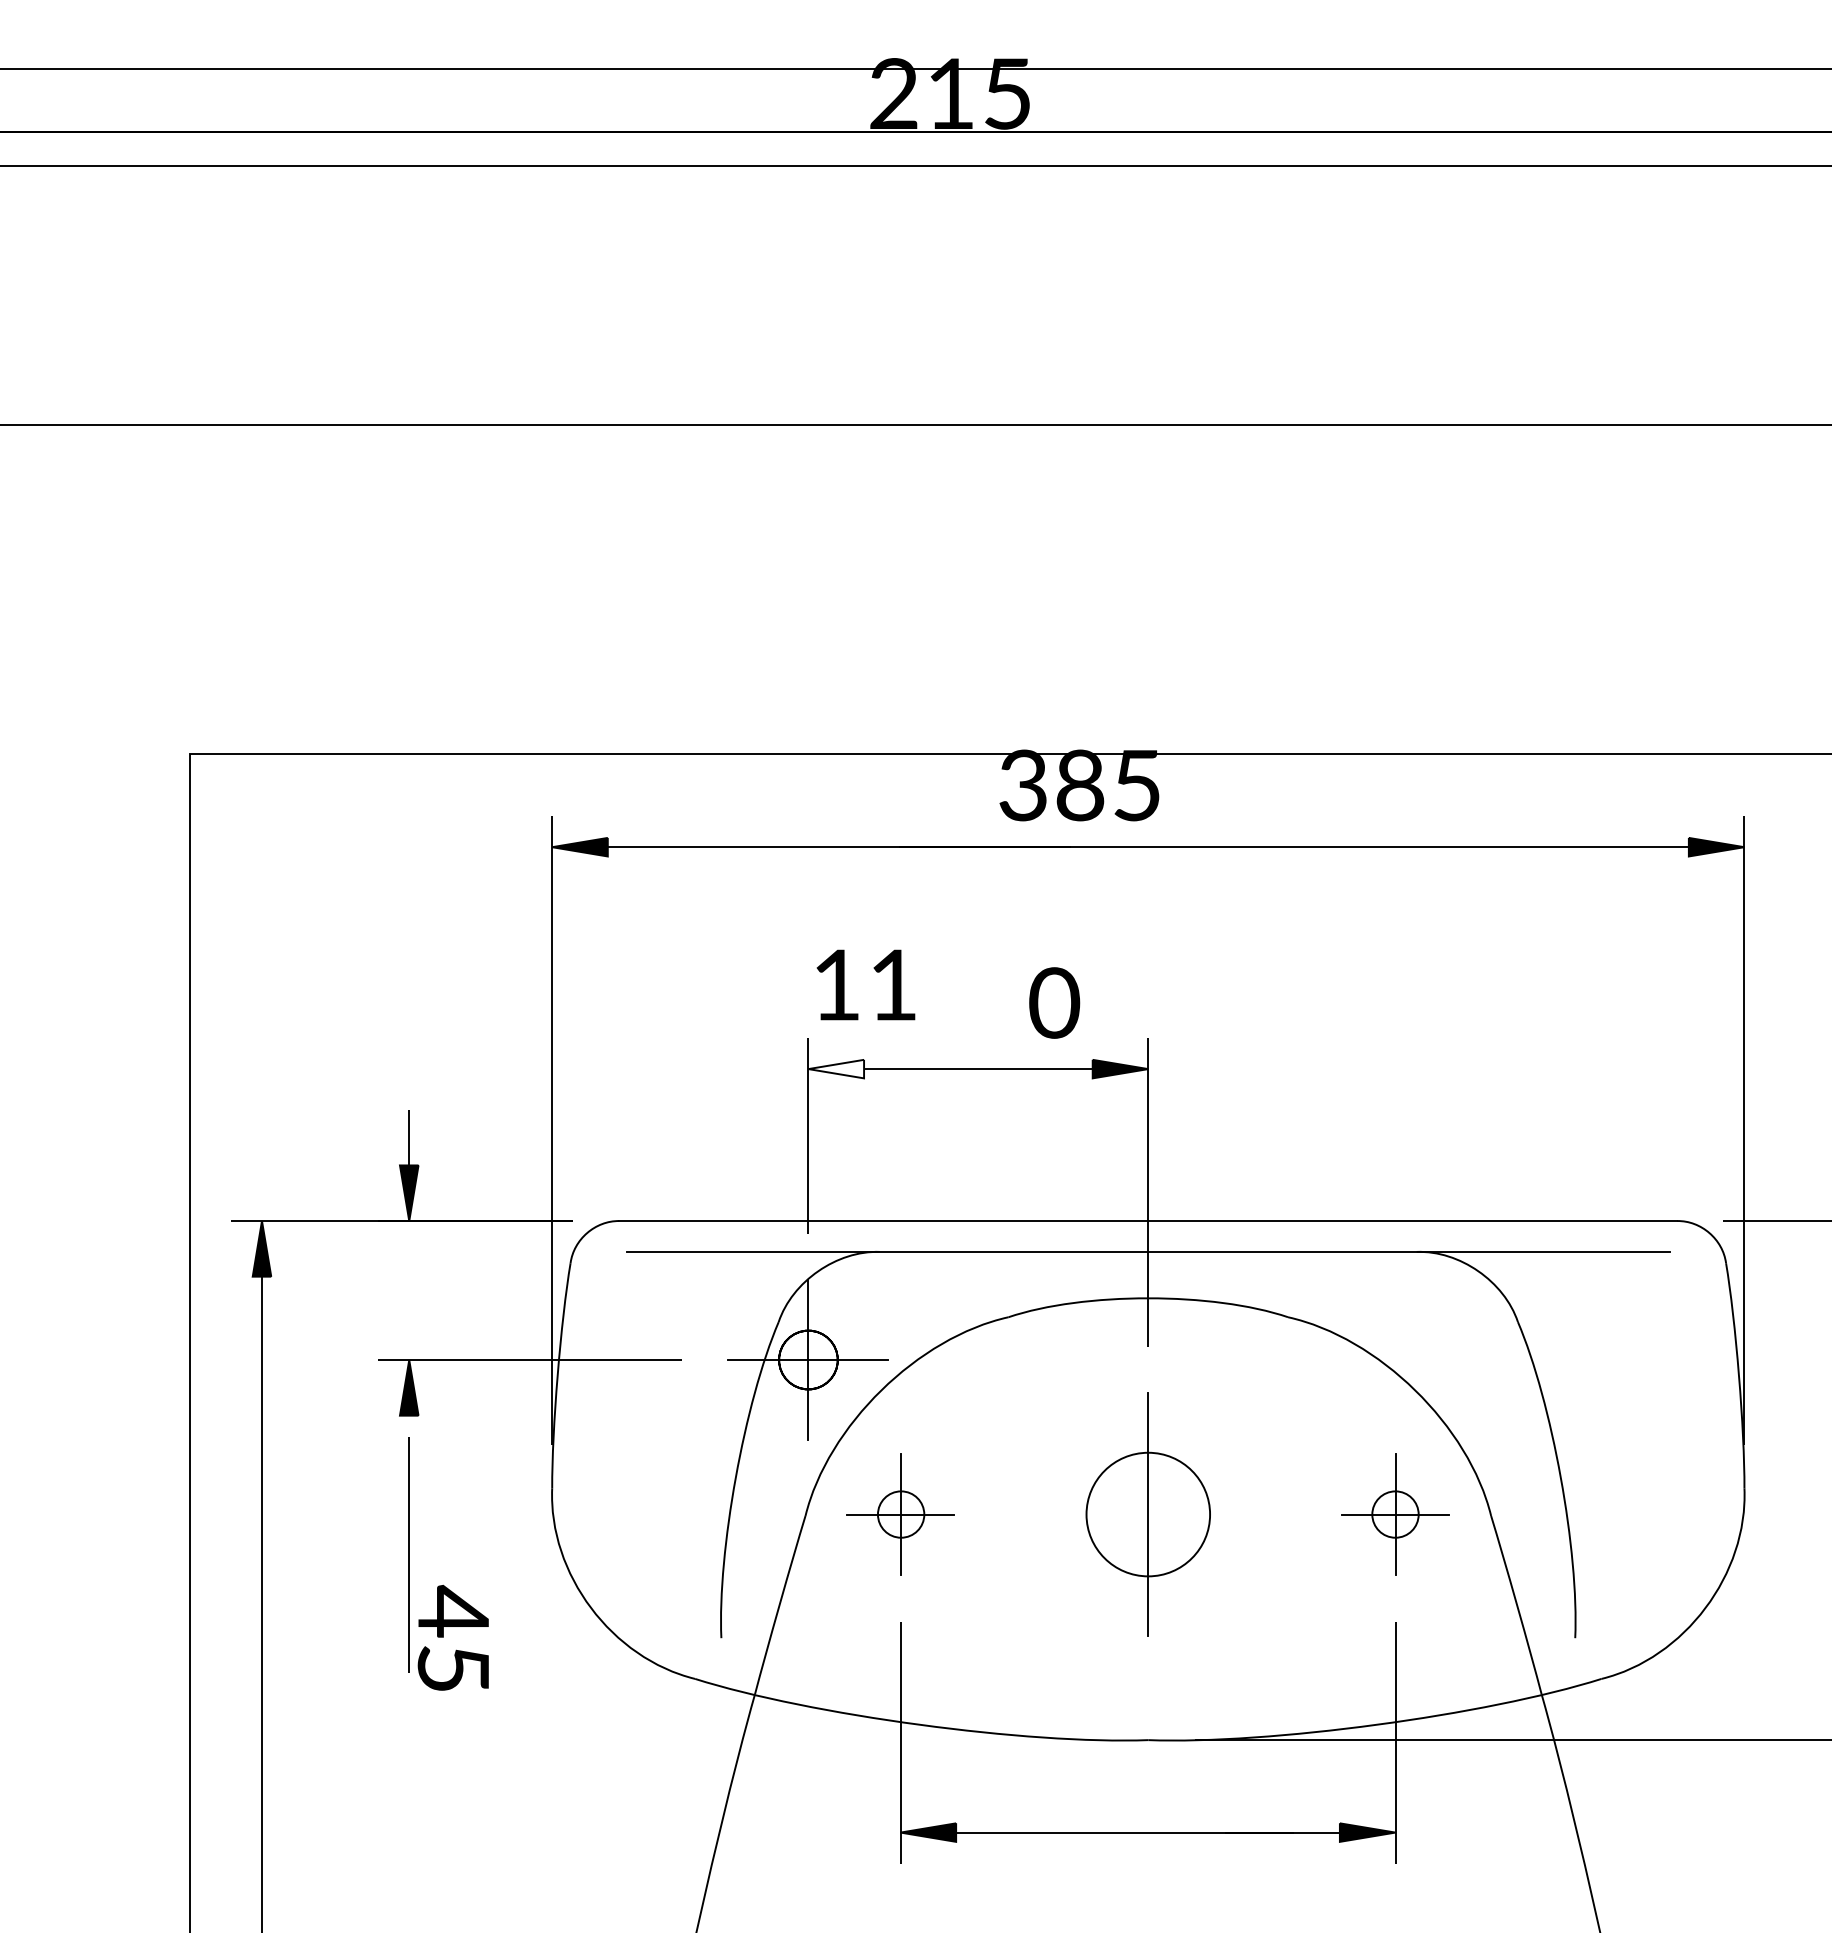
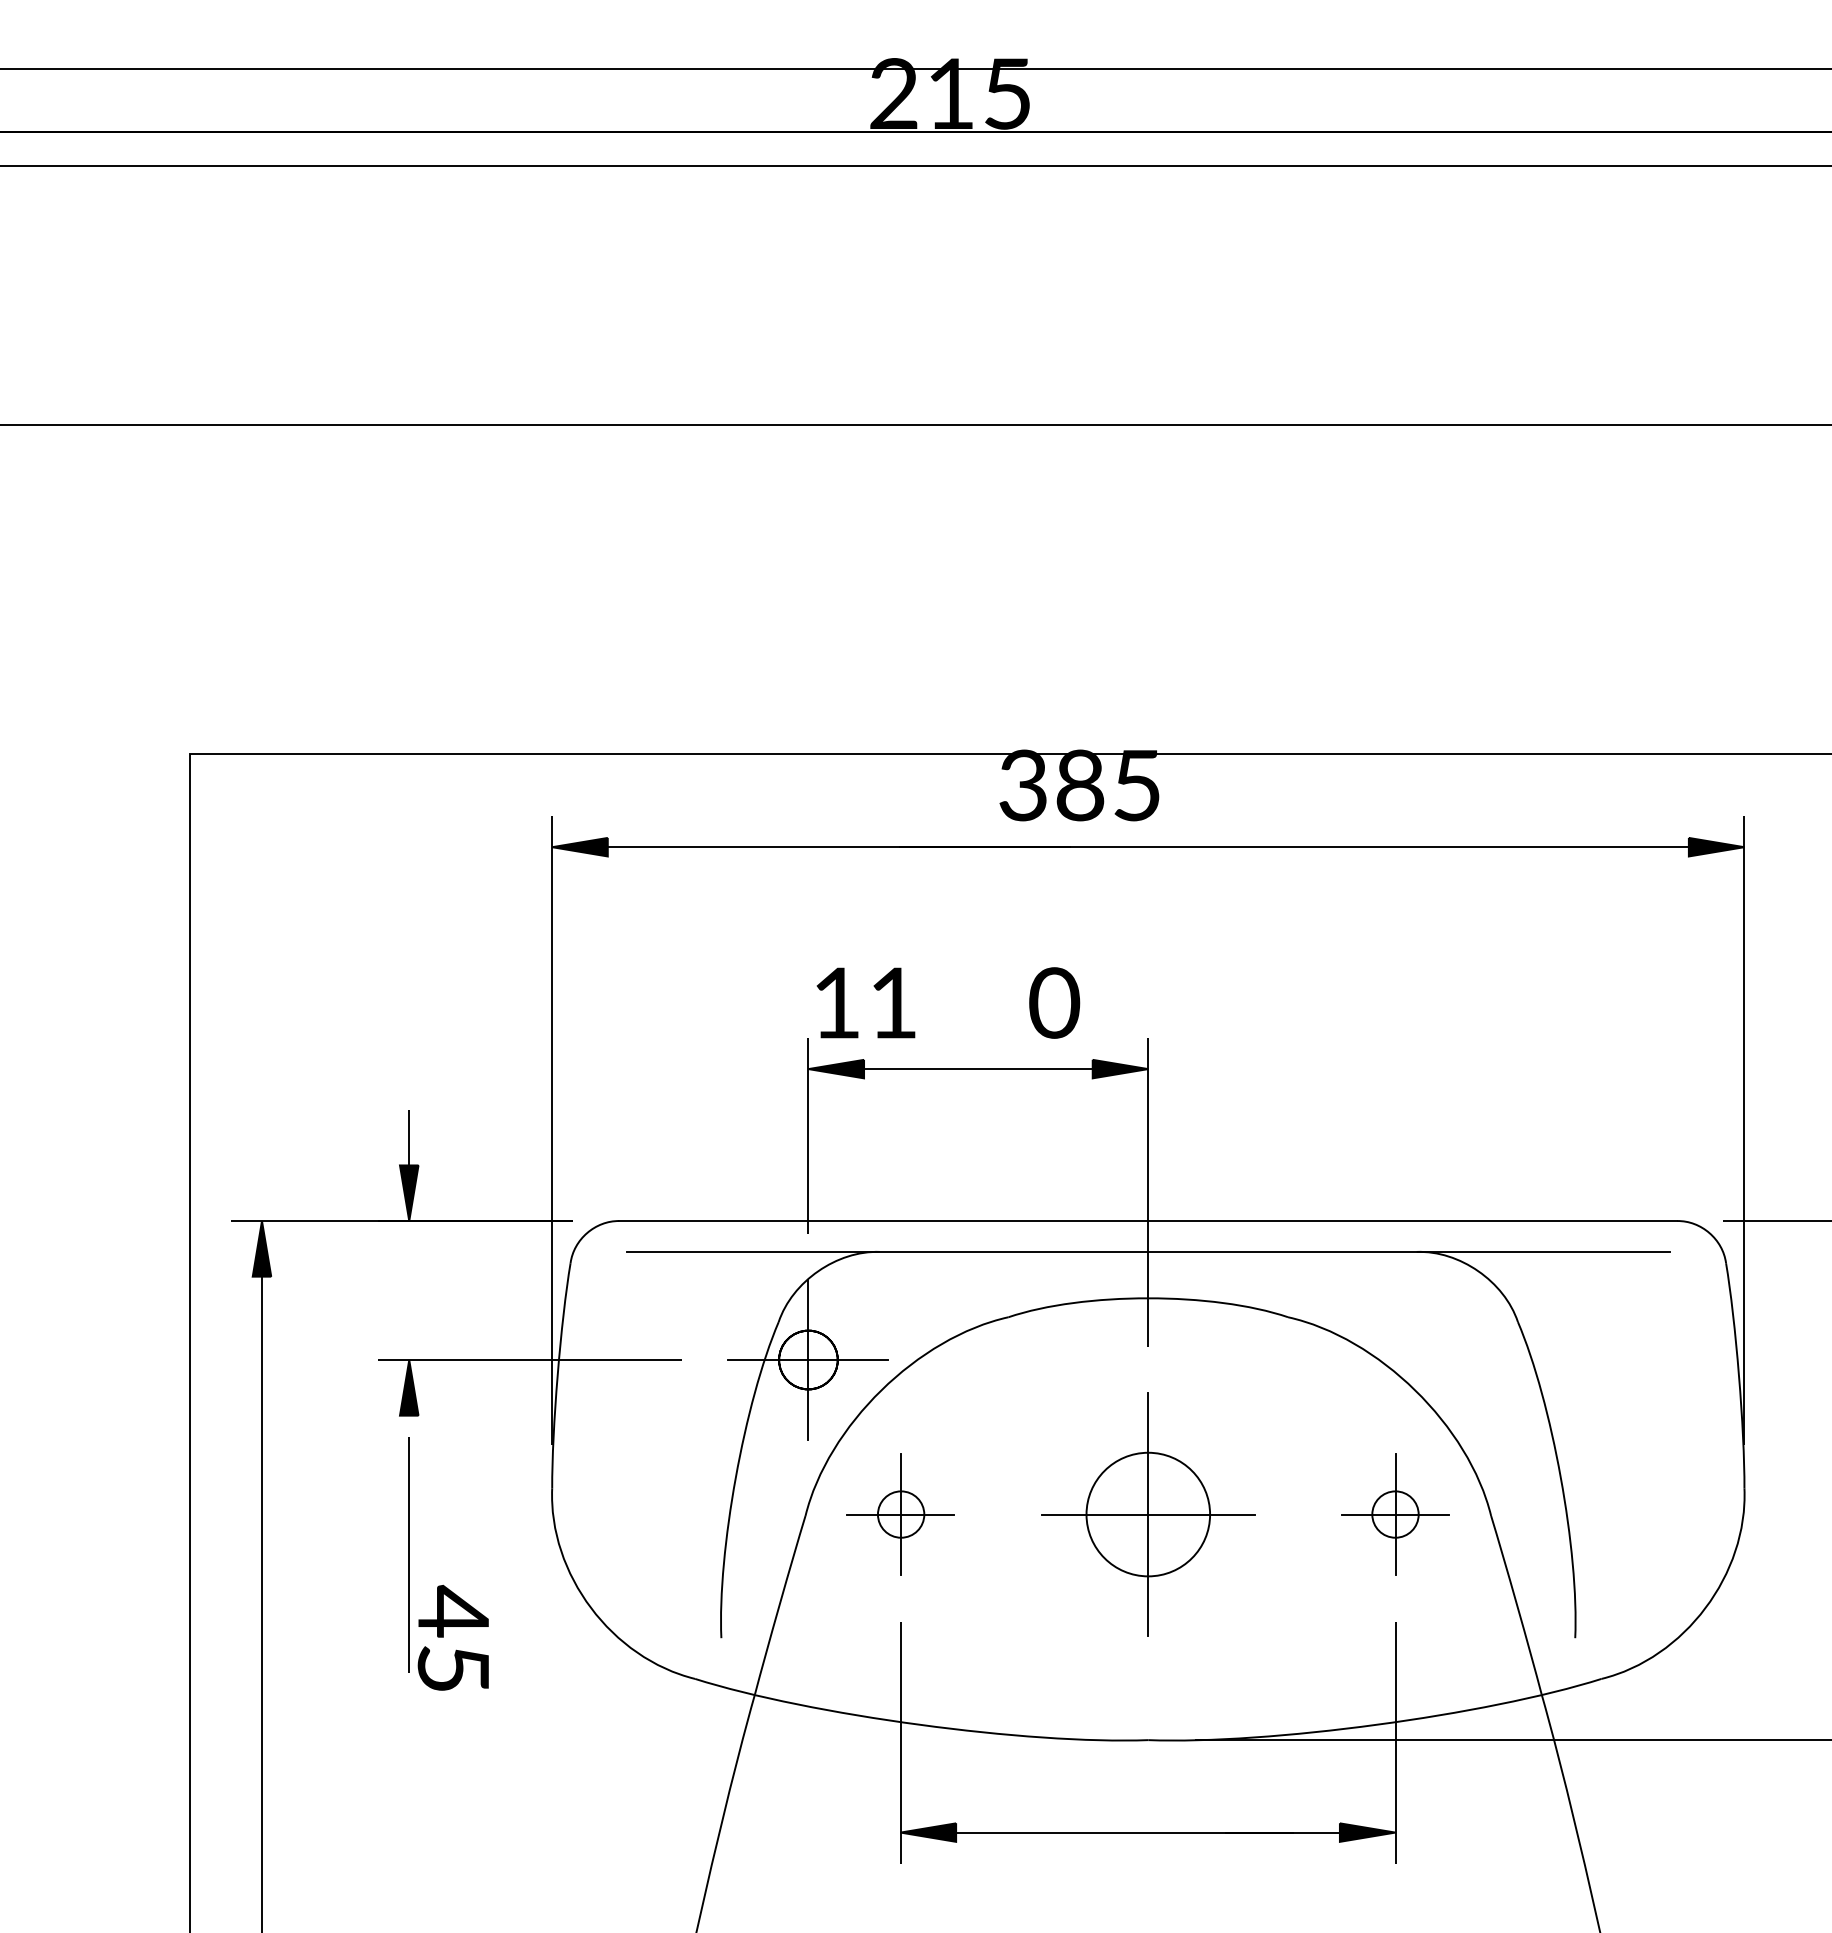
text position: (865, 984) -> (865, 1002) (865, 1002)
fill: none -> present (836, 1068)
line: none -> present (1147, 1514)
